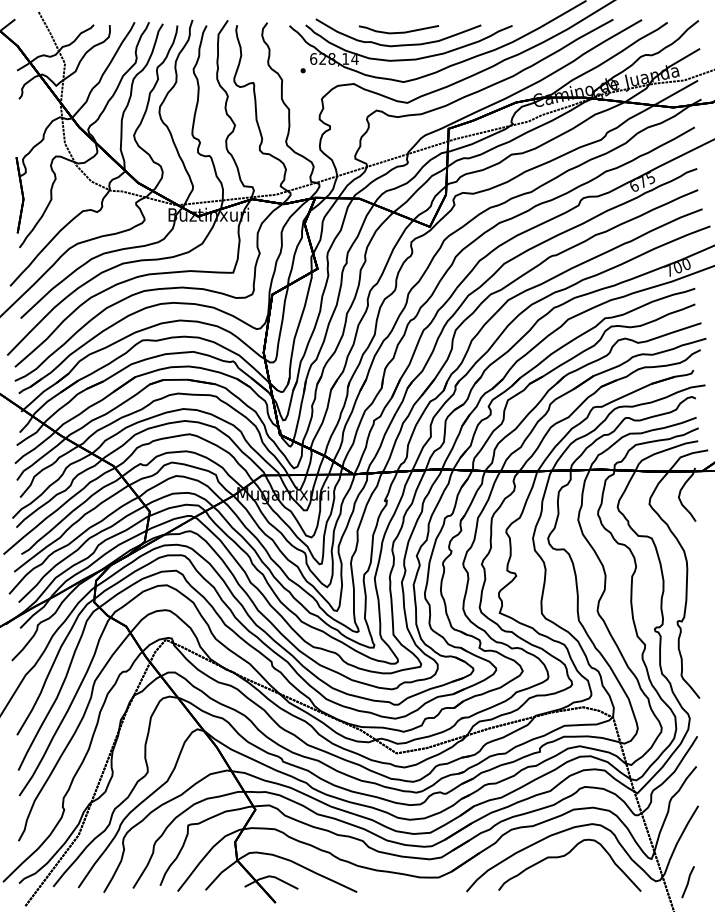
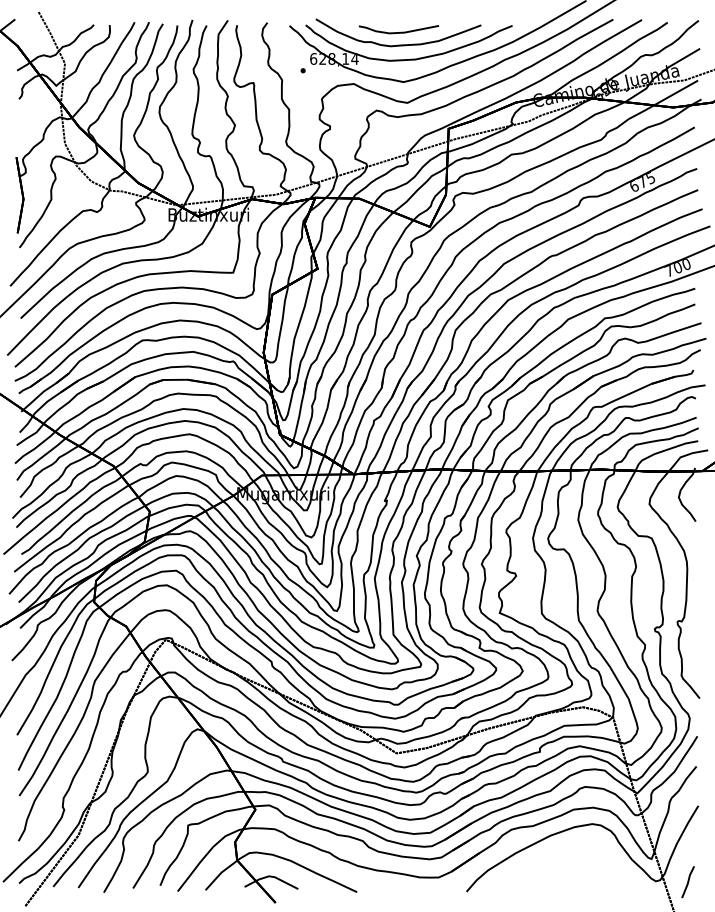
curve: present -> none (565, 856)
